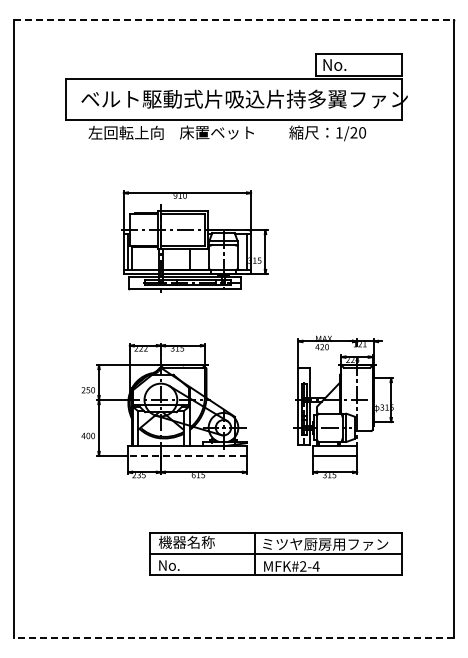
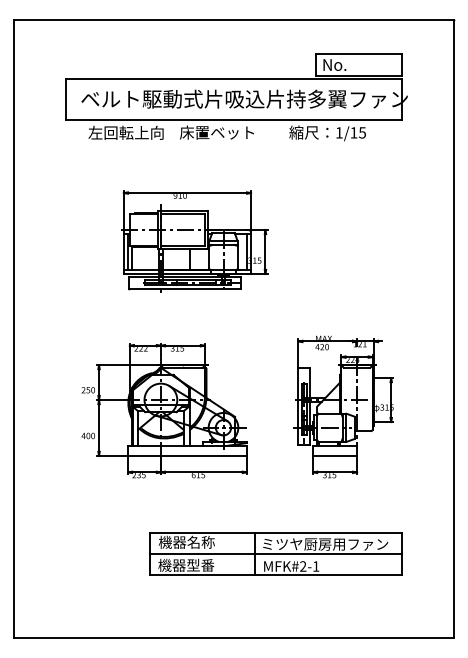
line: dashed -> solid (234, 19)
text: 1/20 -> 1/15 (358, 132)
line: dashed -> solid (186, 455)
text: No. -> 機器型番 (186, 564)
text: MFK#2-4 -> MFK#2-1 (315, 566)
line: dashed -> solid (233, 638)
